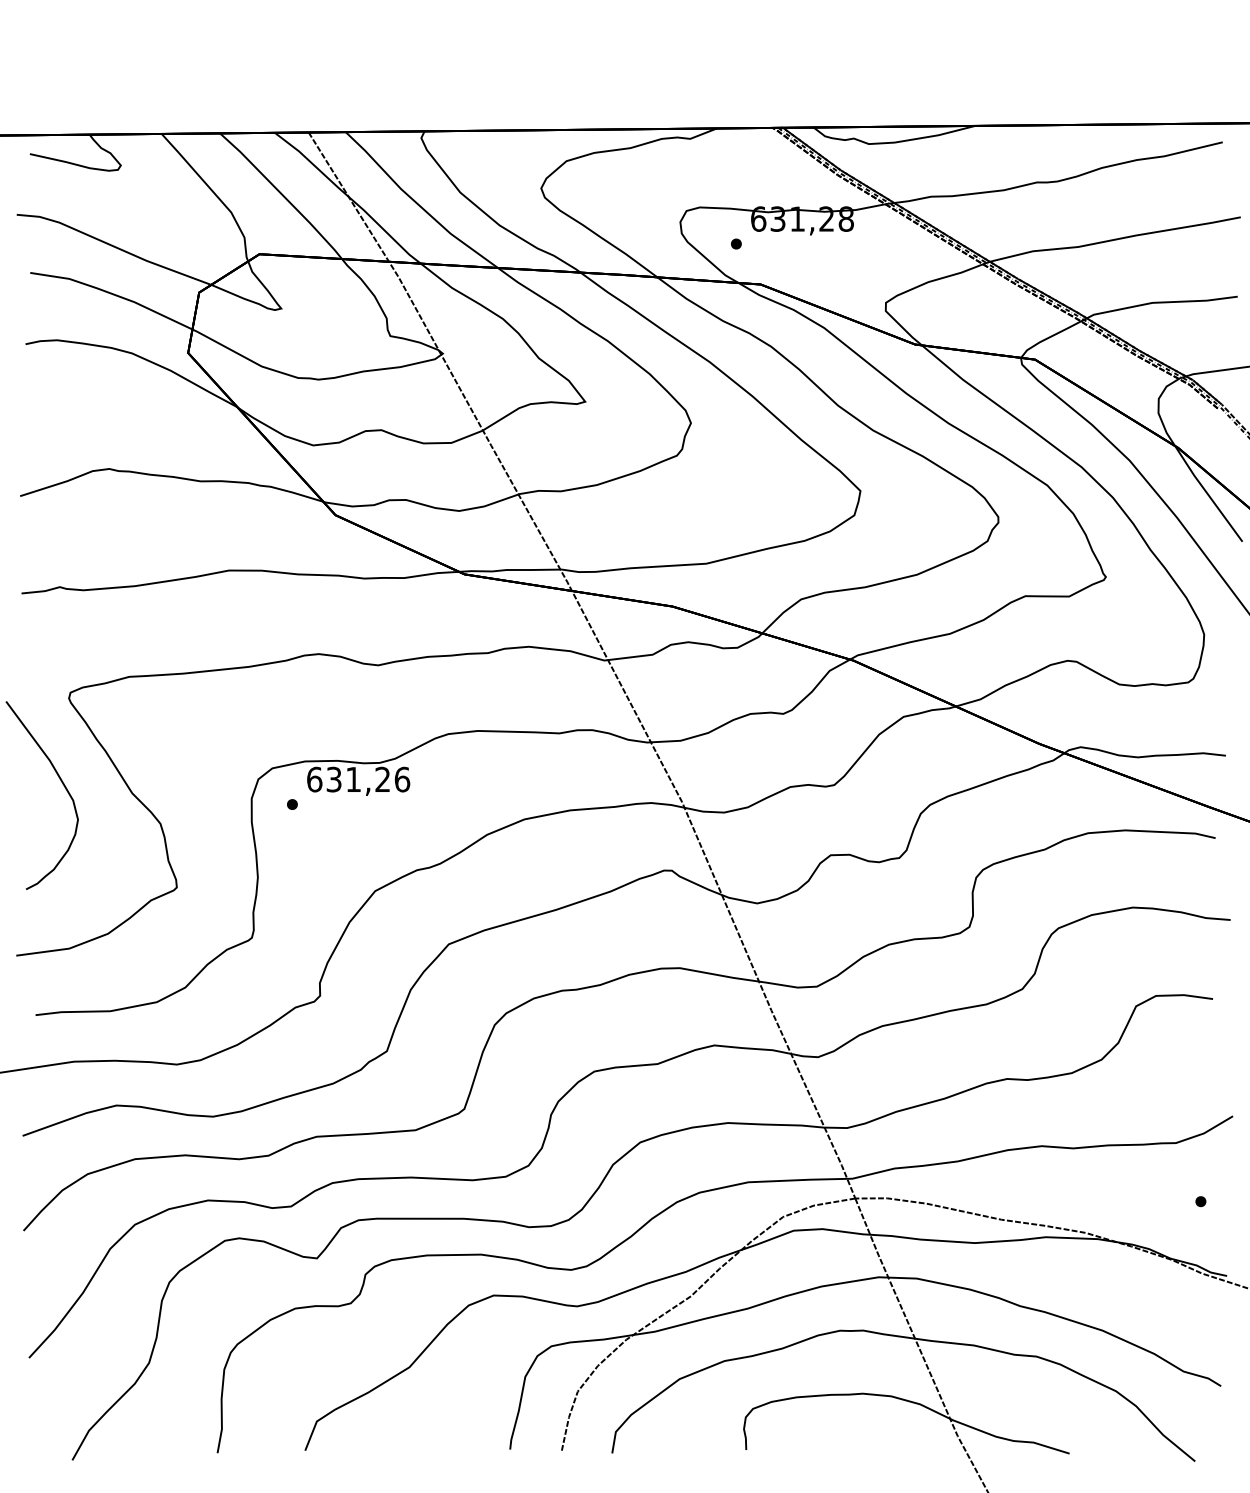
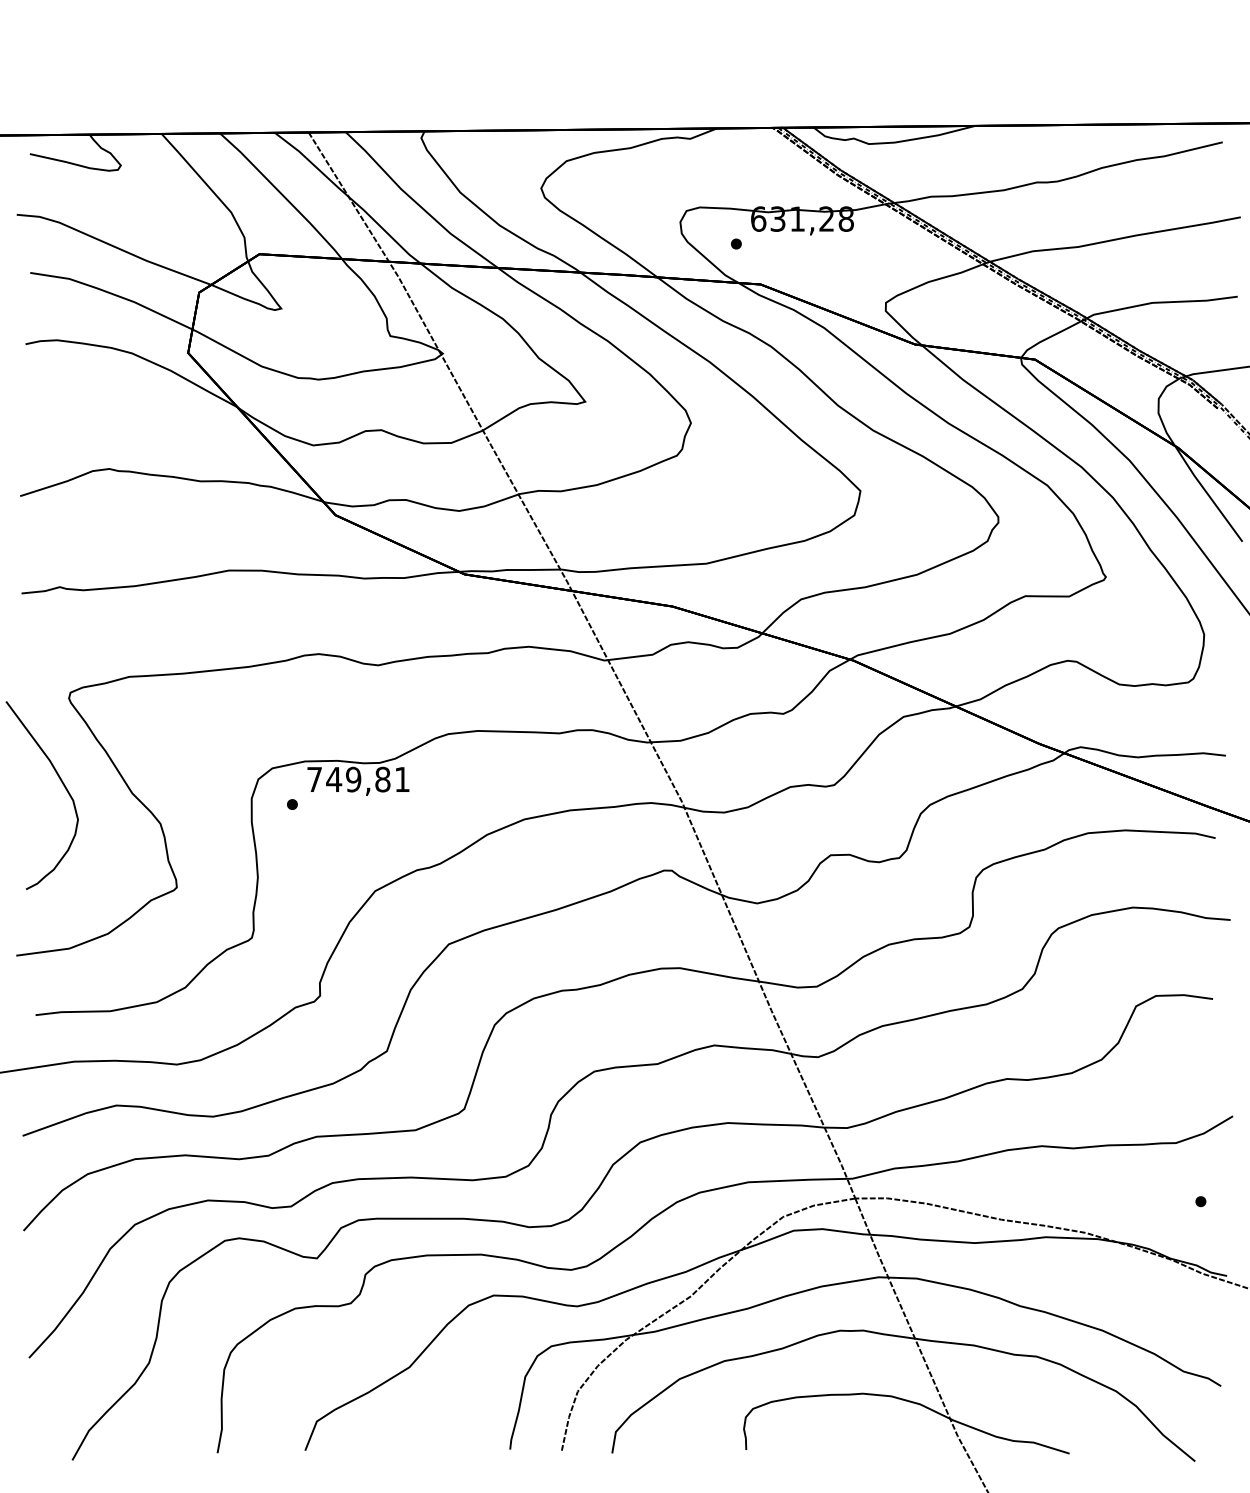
text: 631,26 -> 749,81 (358, 779)
